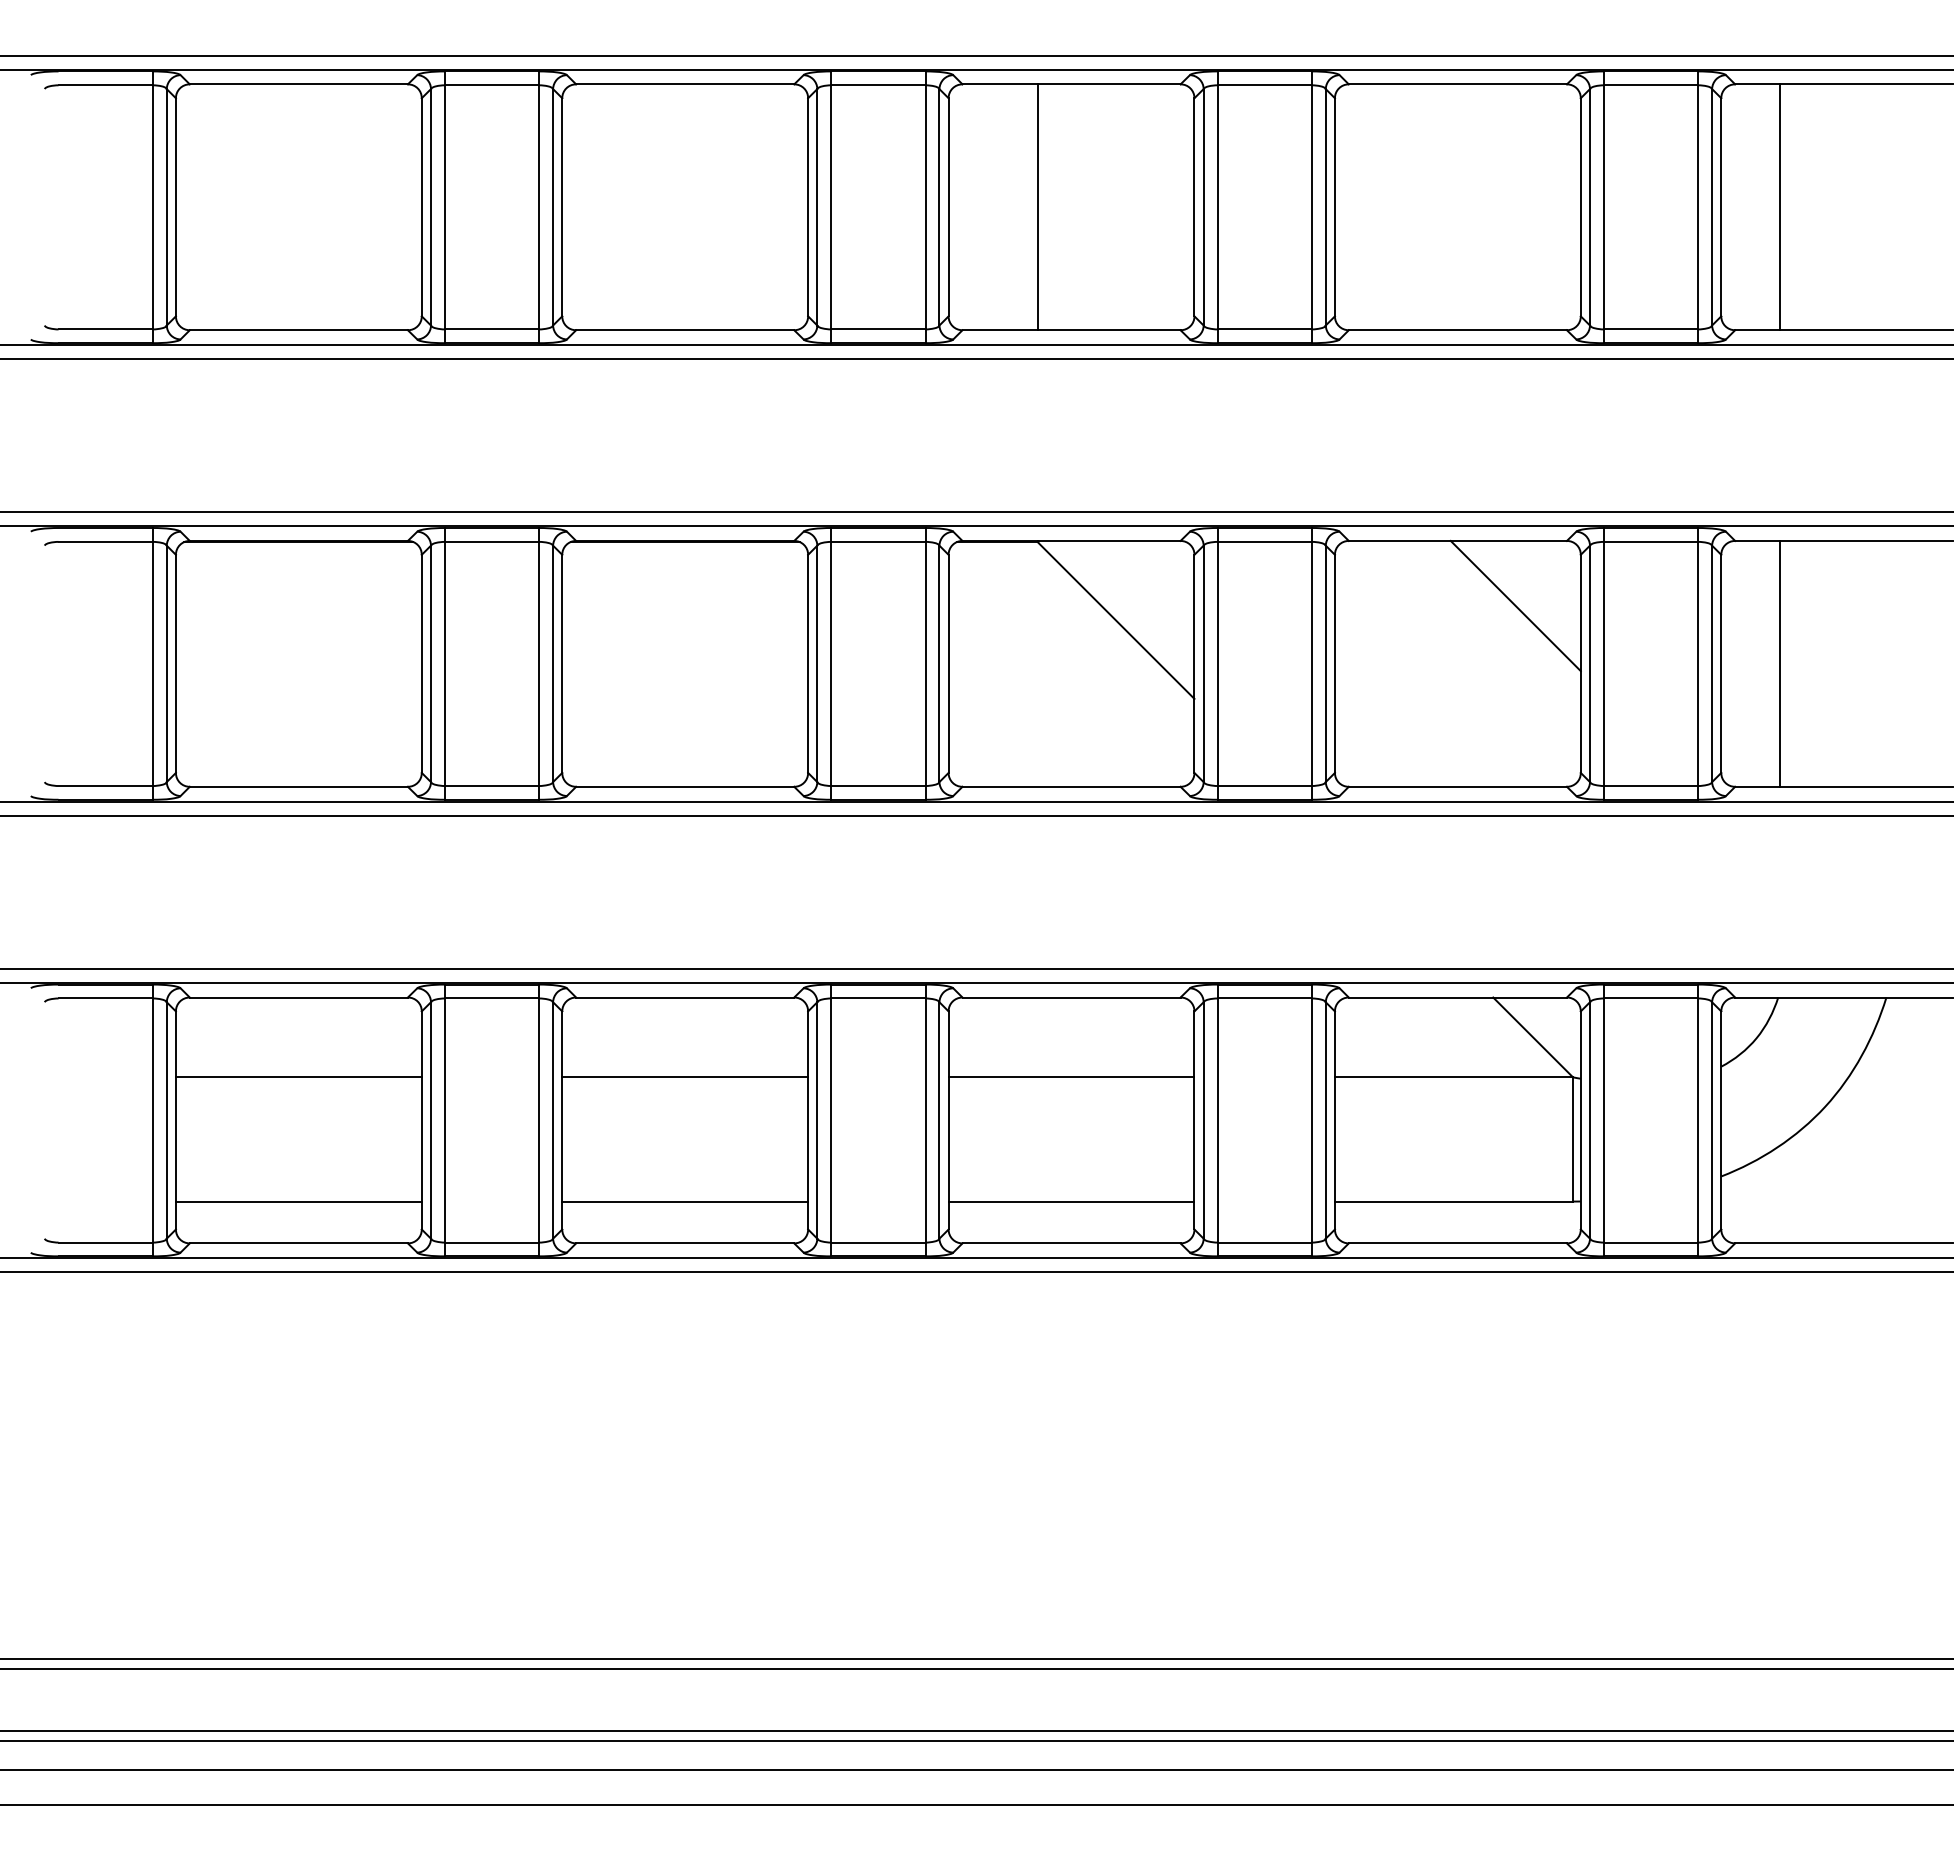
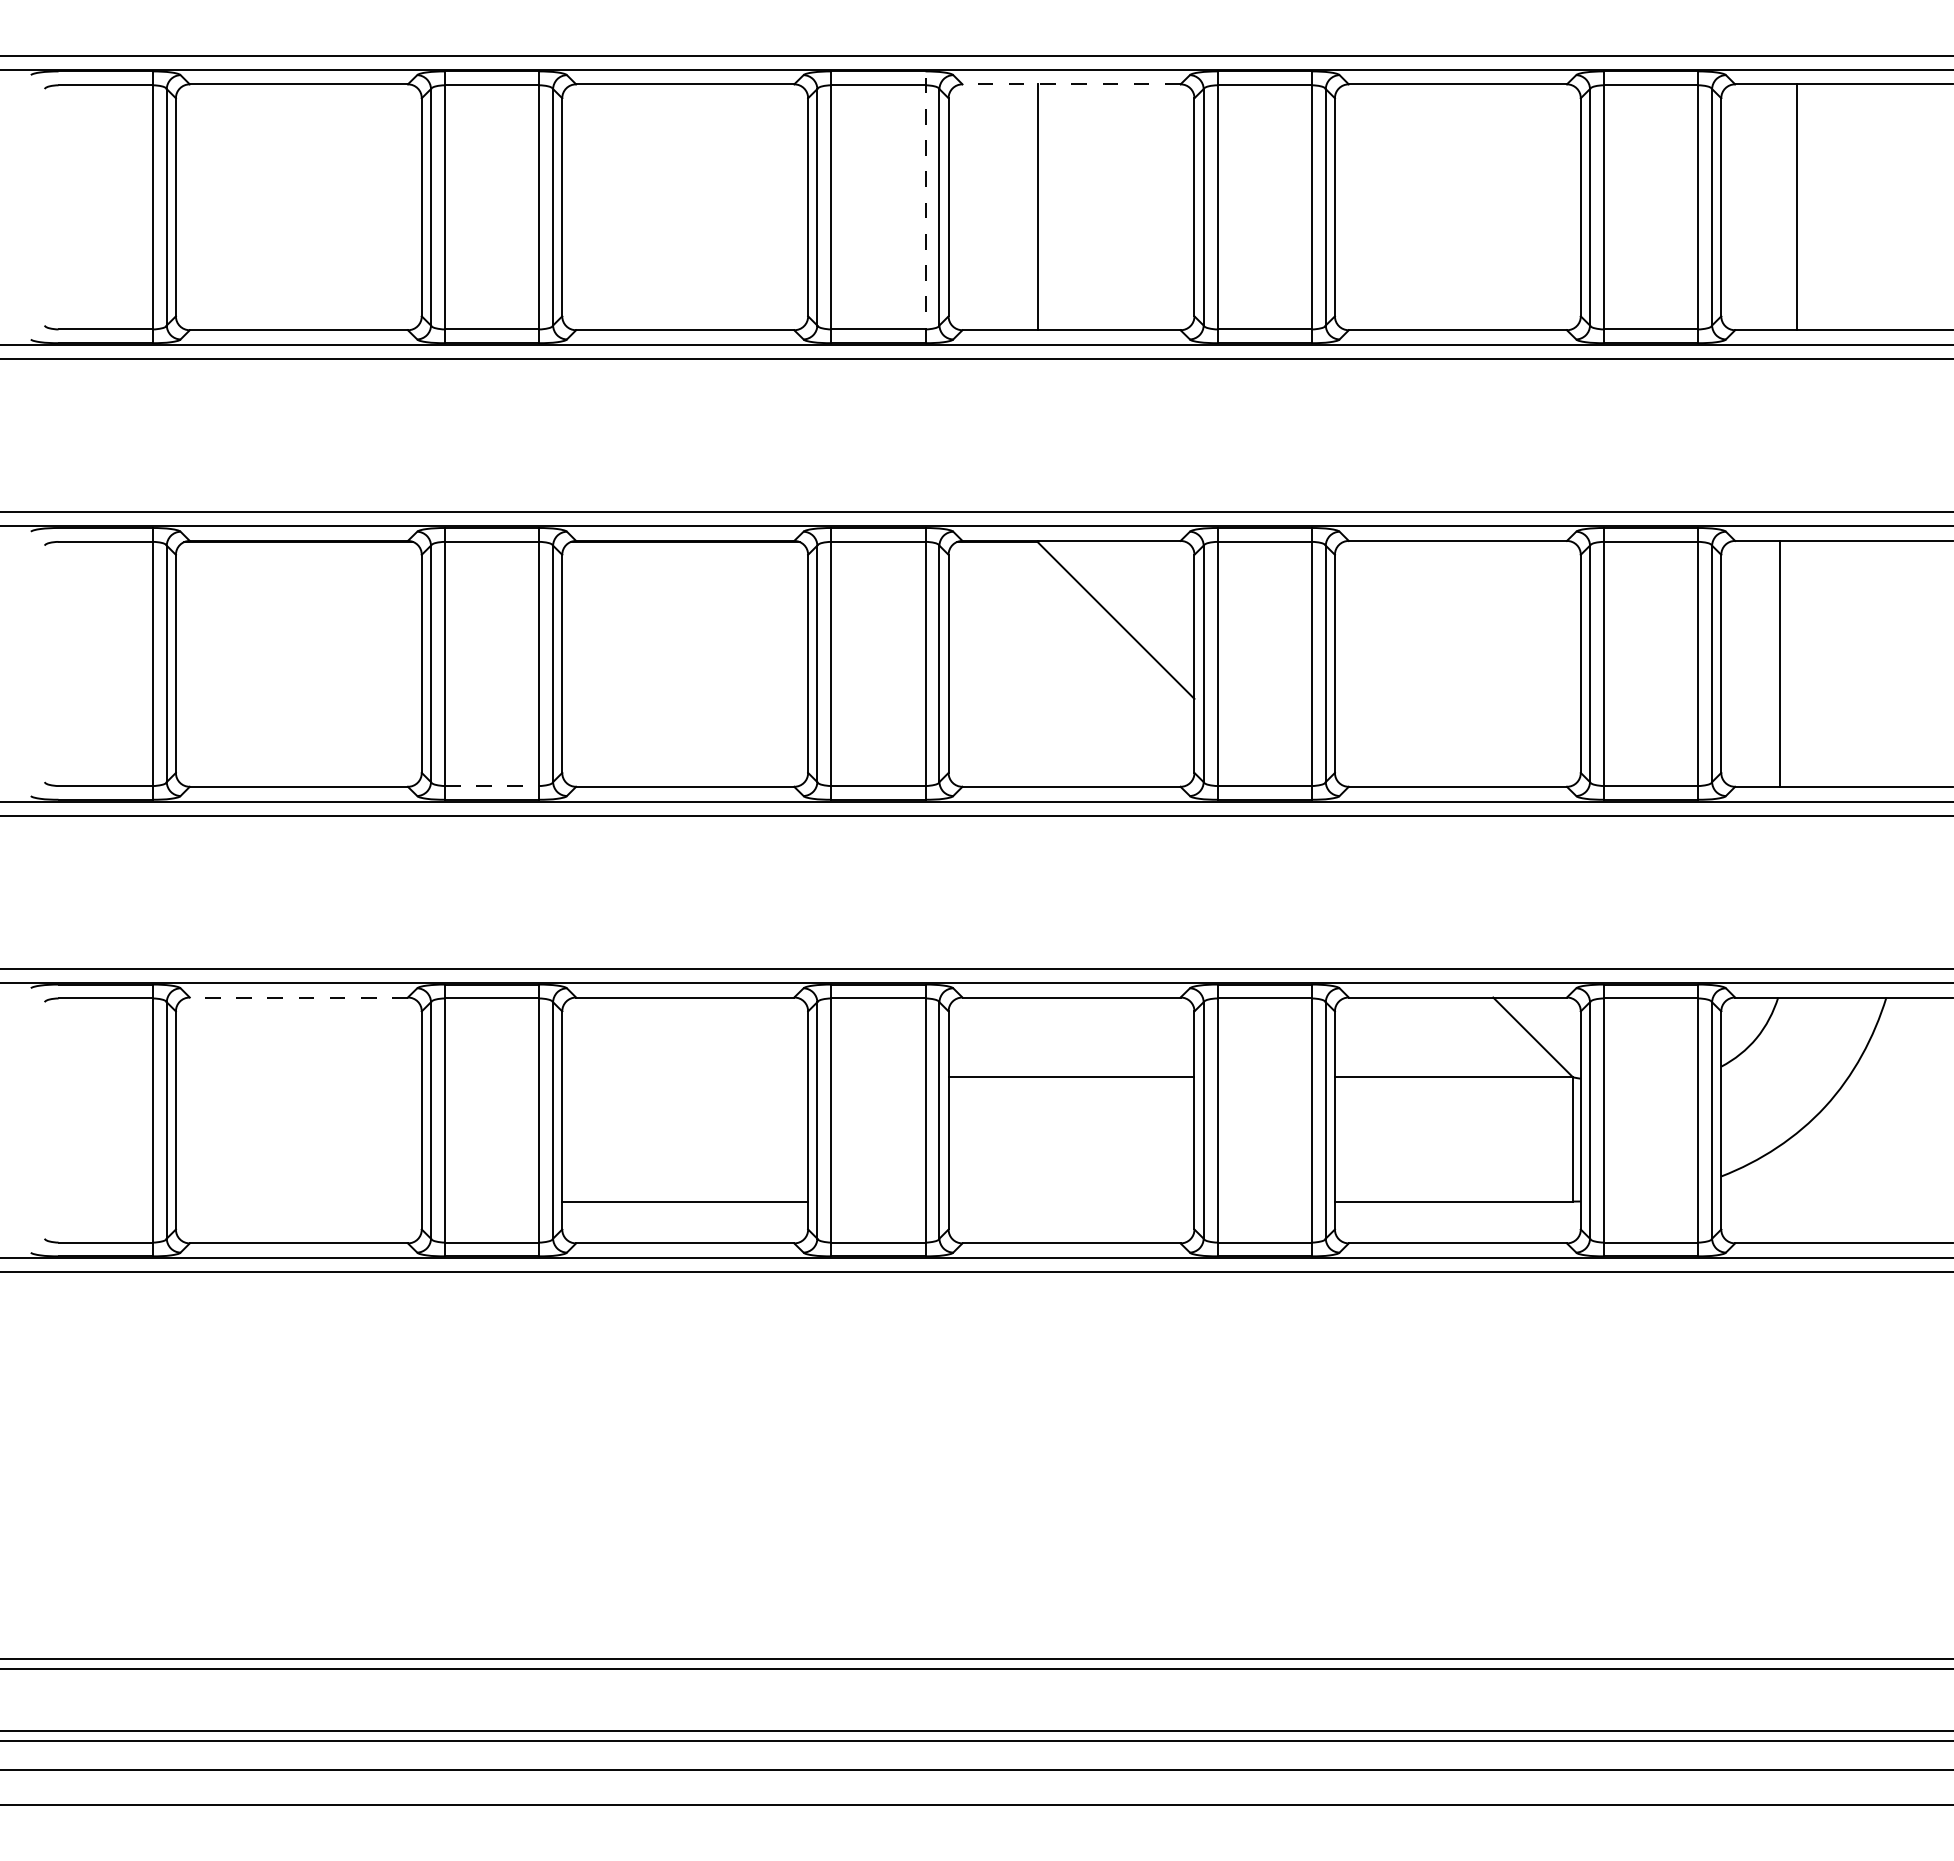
line: solid -> dashed (1071, 84)
line: solid -> dashed (925, 207)
line position: (1779, 207) -> (1796, 207) (1796, 207)
line: present -> none (1515, 605)
line: solid -> dashed (492, 786)
line: solid -> dashed (298, 997)
line: present -> none (298, 1077)
line: present -> none (685, 1077)
line: present -> none (298, 1201)
line: present -> none (1071, 1201)
